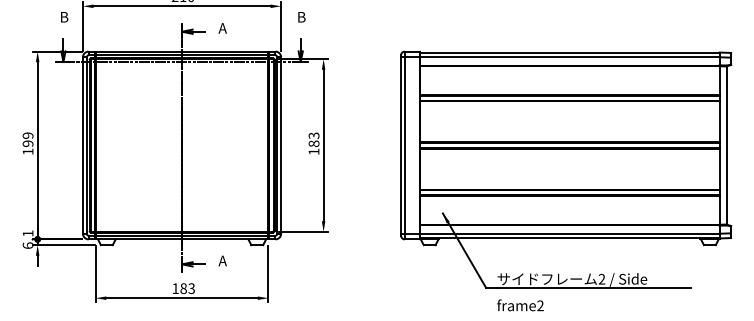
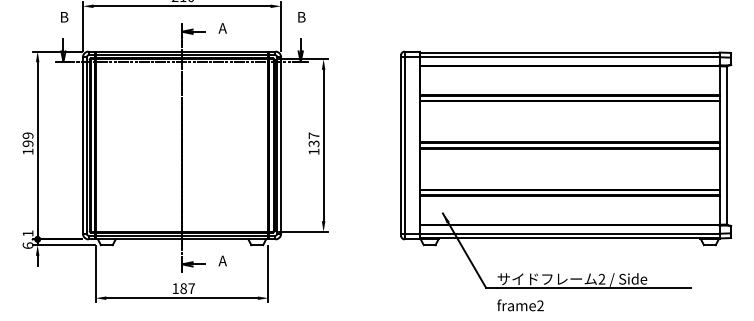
text: 183 -> 137 (313, 139)
text: 183 -> 187 (191, 288)
